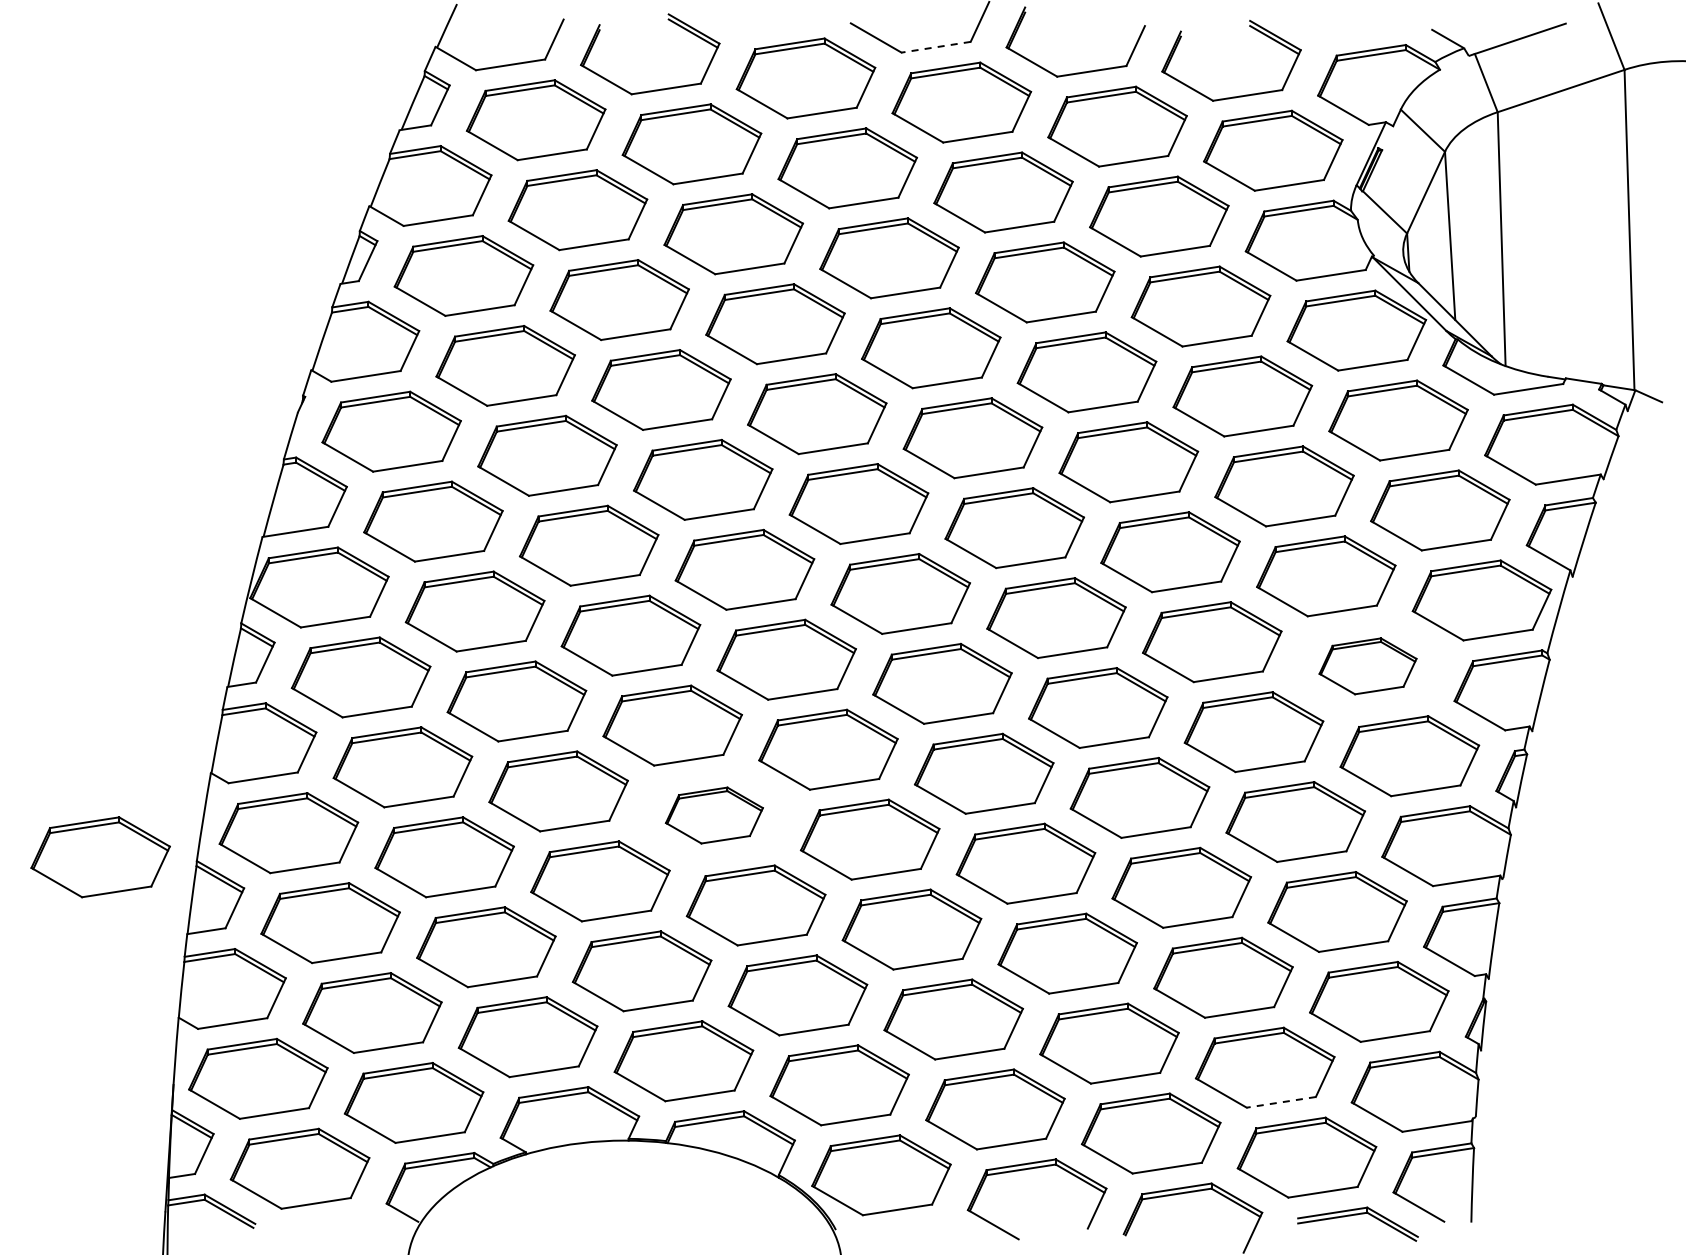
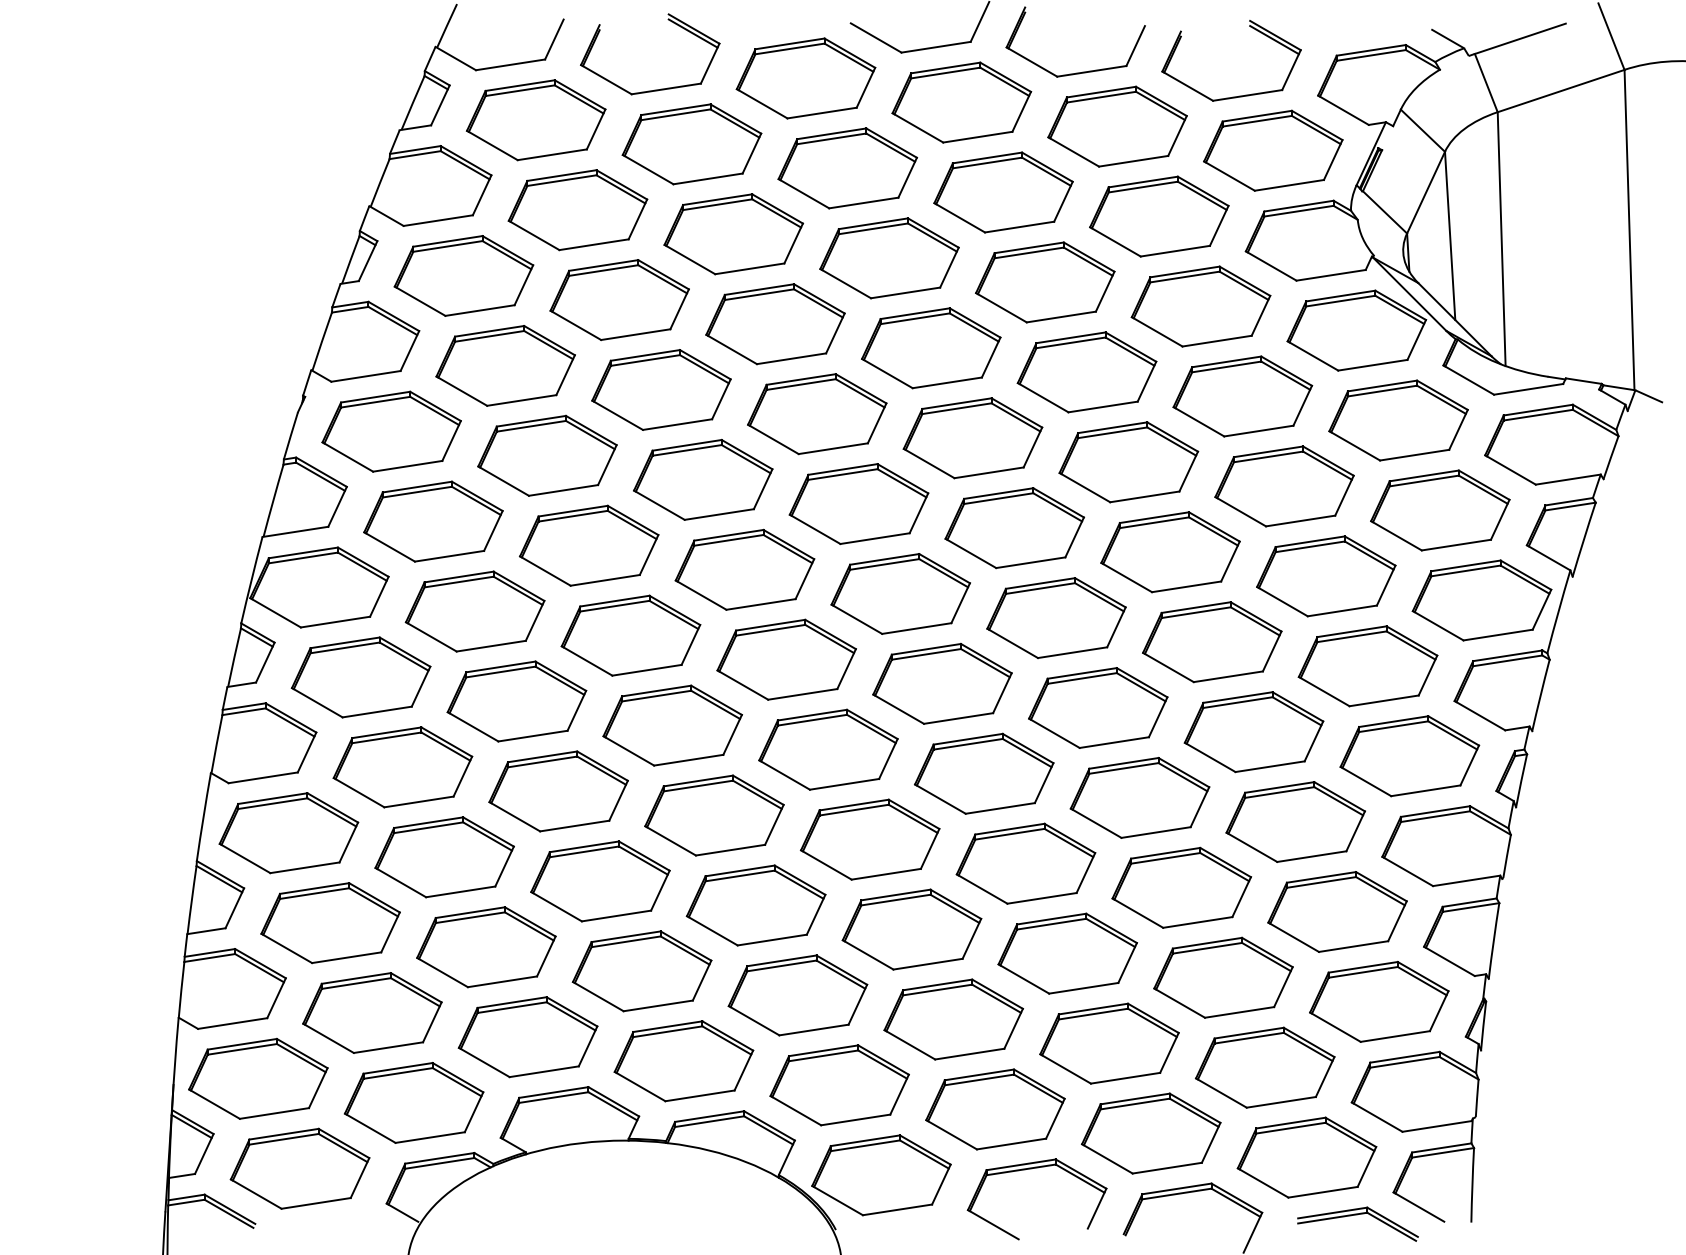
line: dashed -> solid (936, 47)
part size: 100x59 px -> 142x83 px (1367, 666)
part size: 100x59 px -> 141x83 px (714, 815)
part: present -> none (100, 857)
line: dashed -> solid (1281, 1102)
